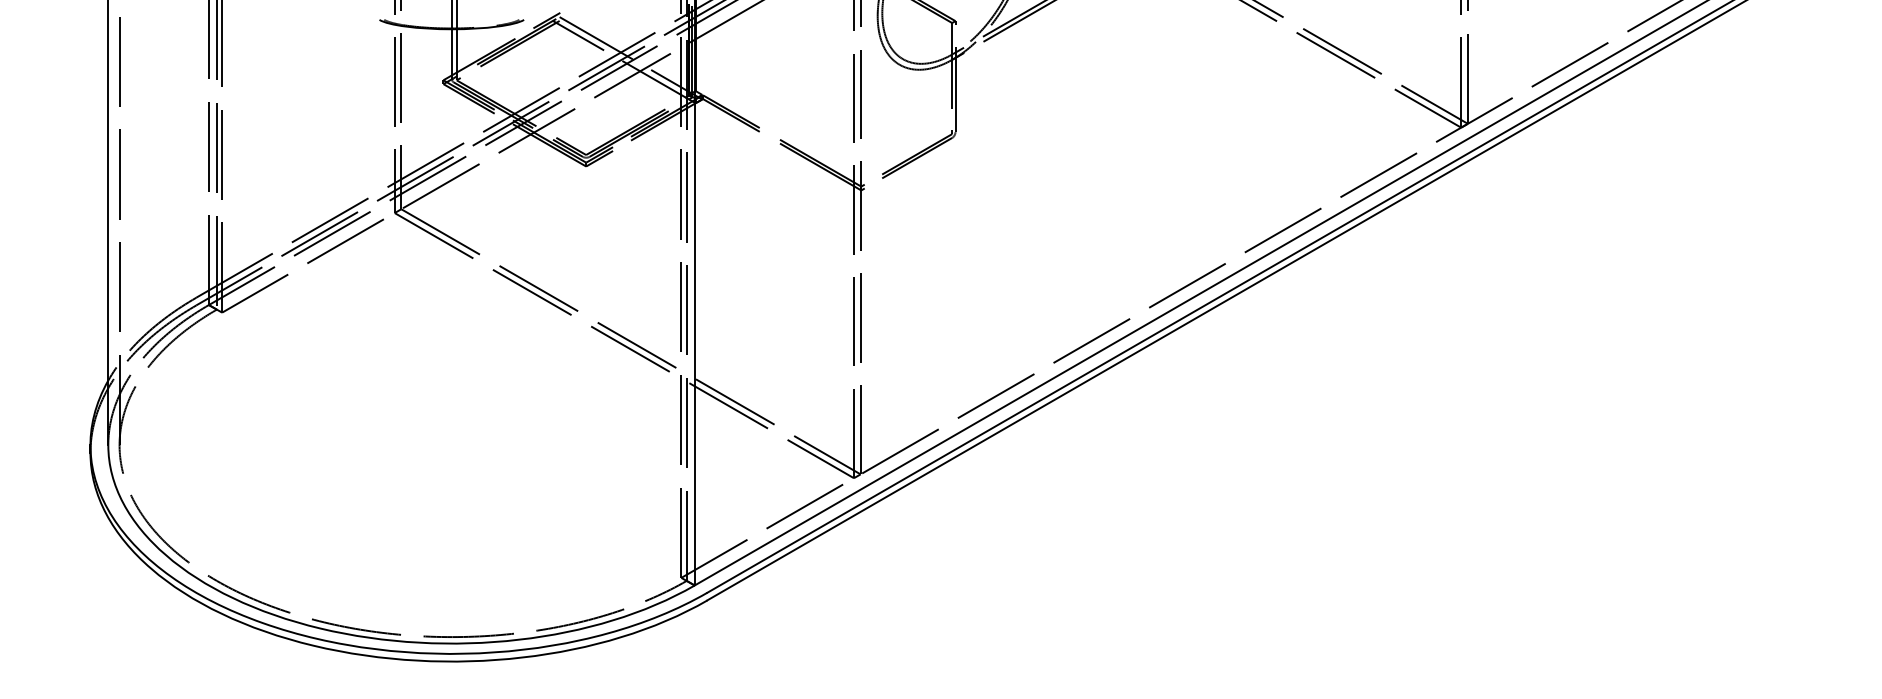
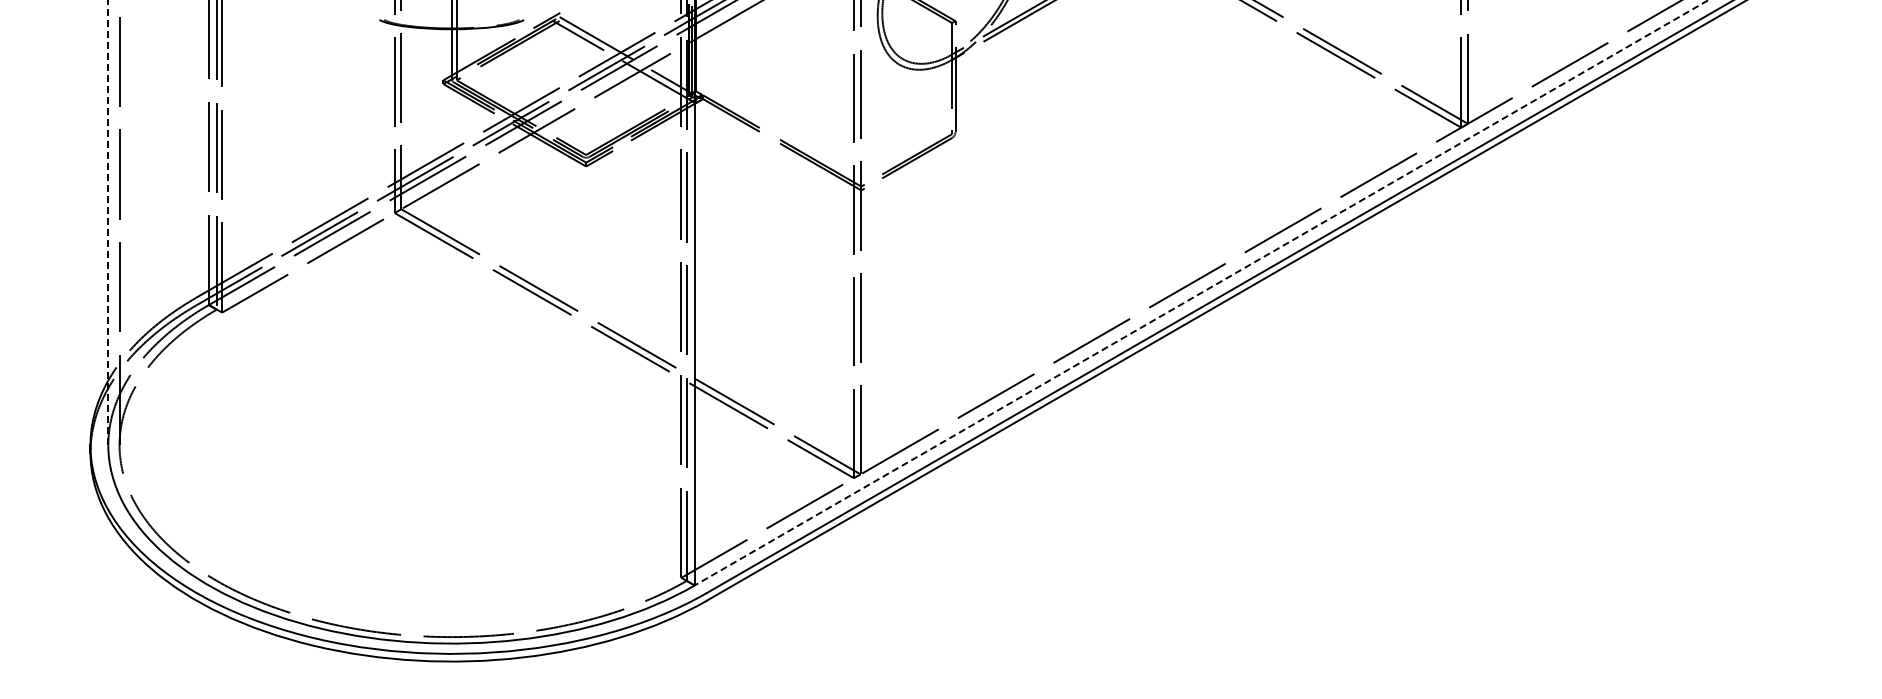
line: solid -> dashed (108, 222)
line: solid -> dashed (1201, 293)
